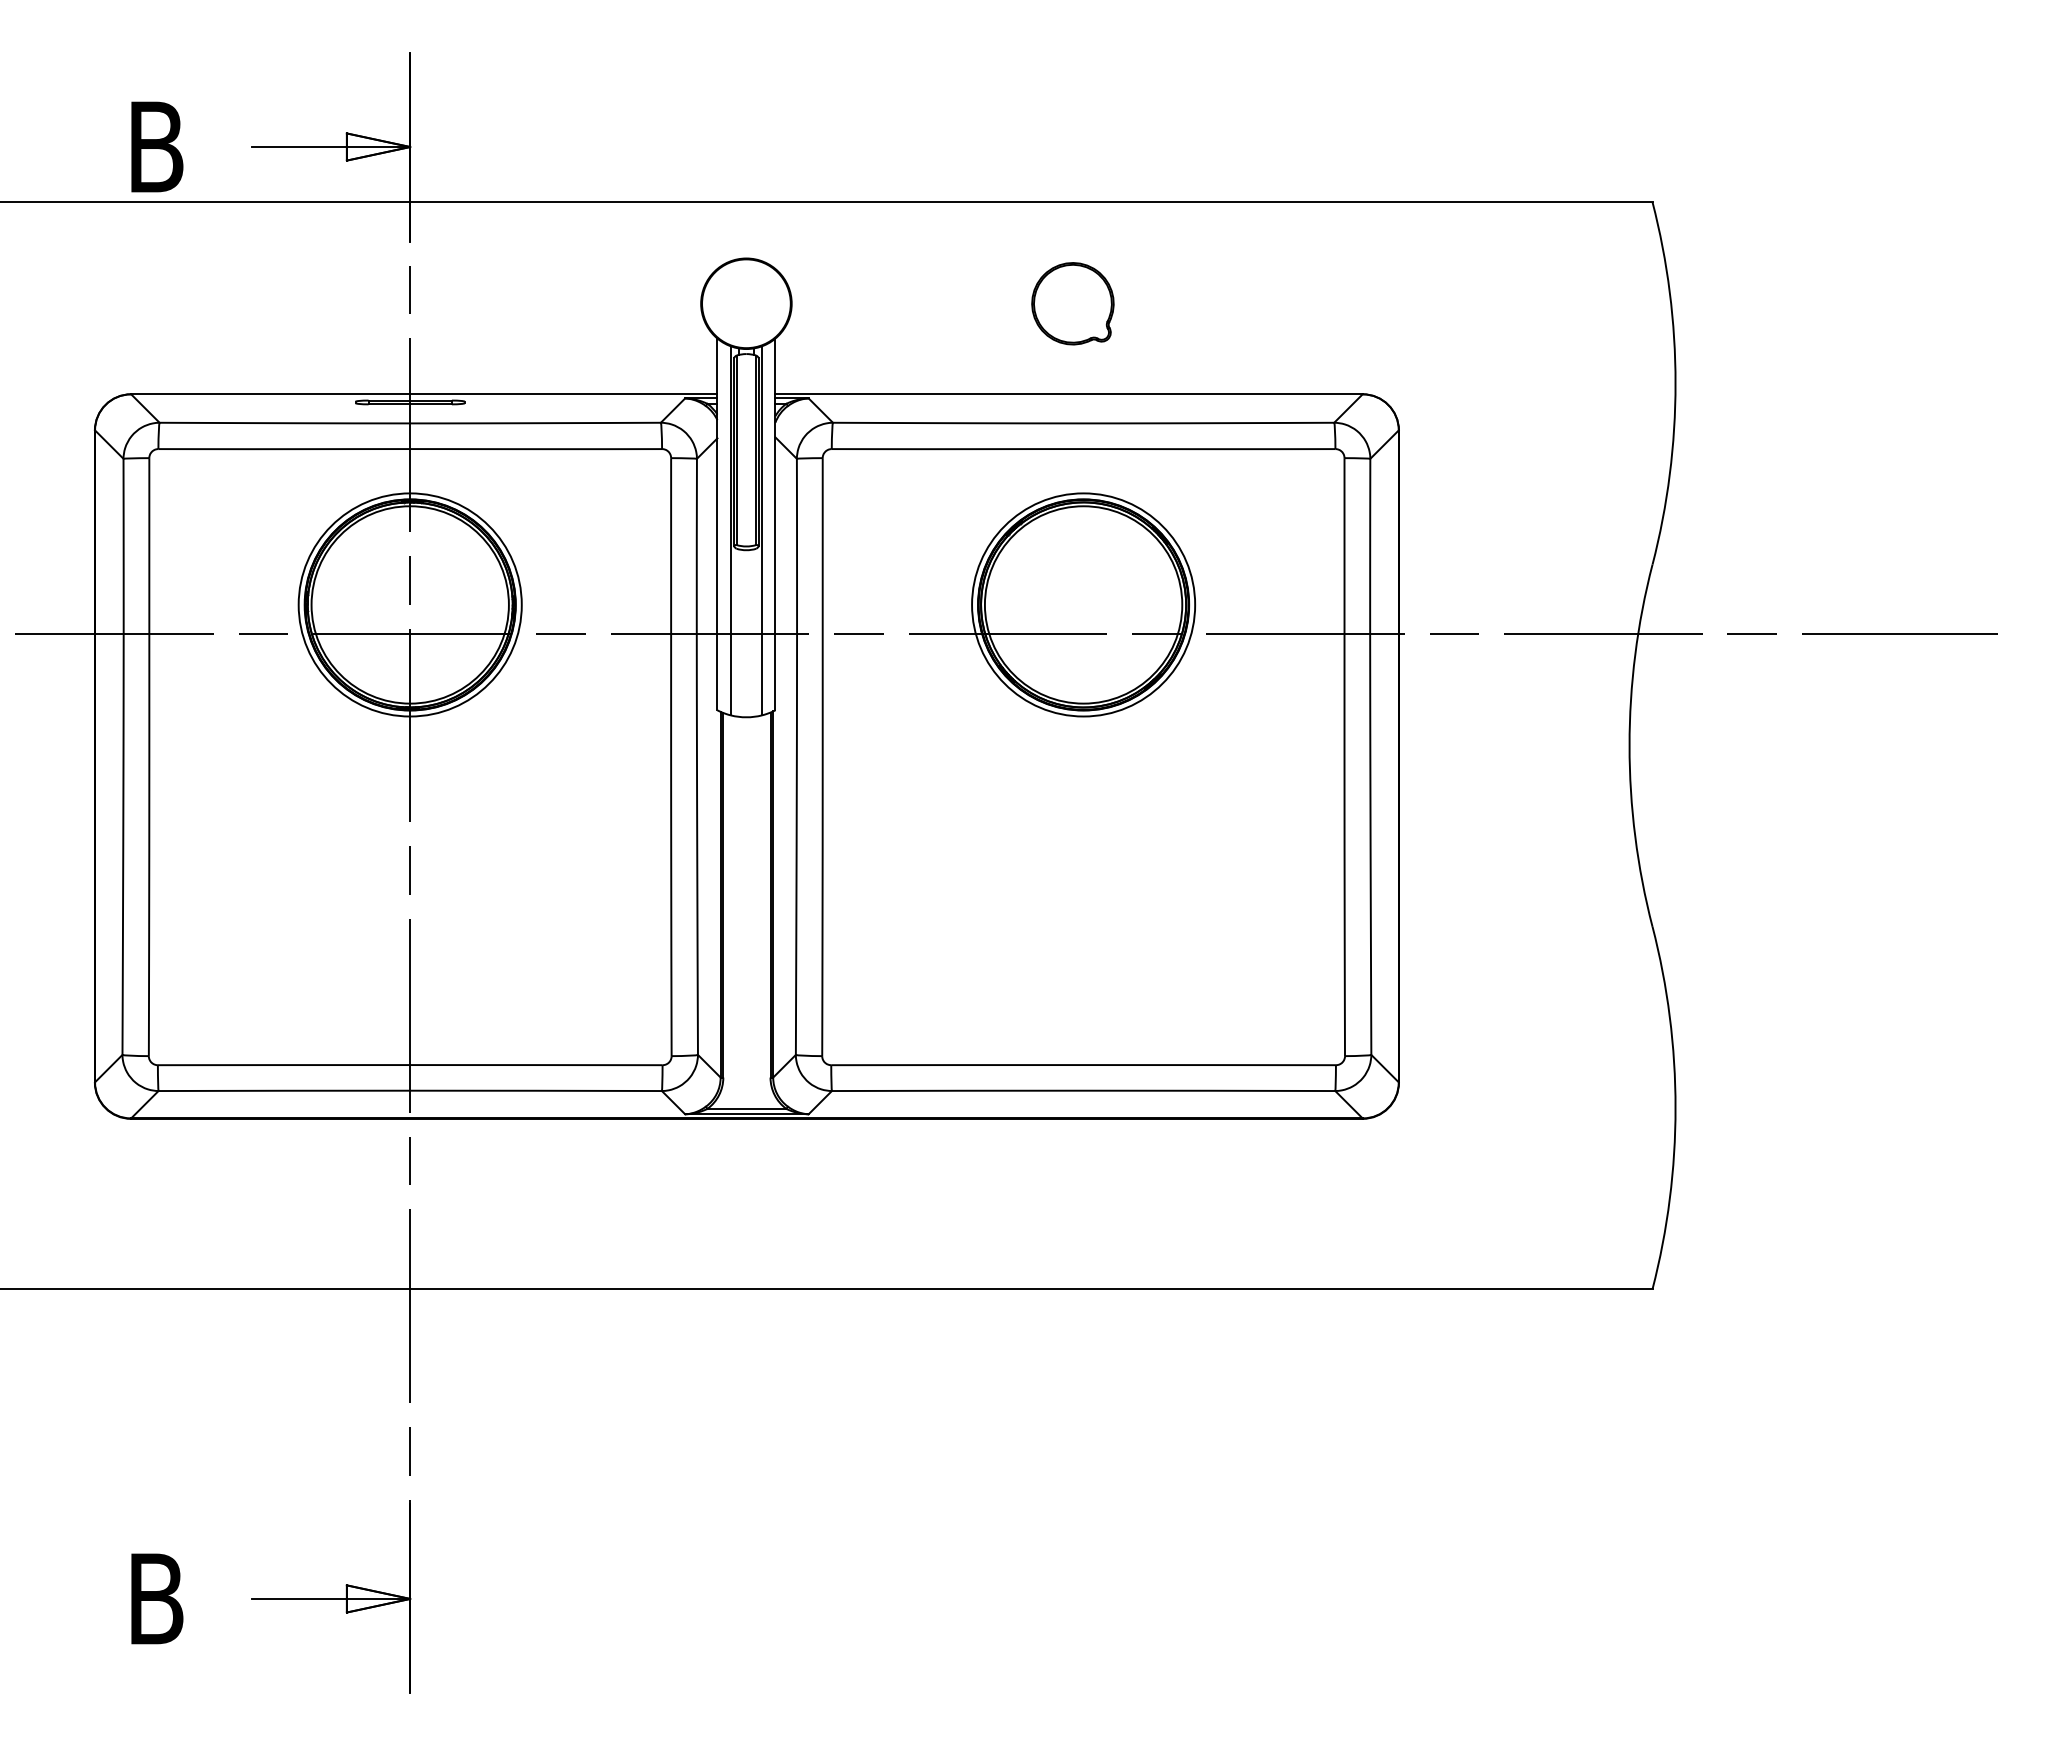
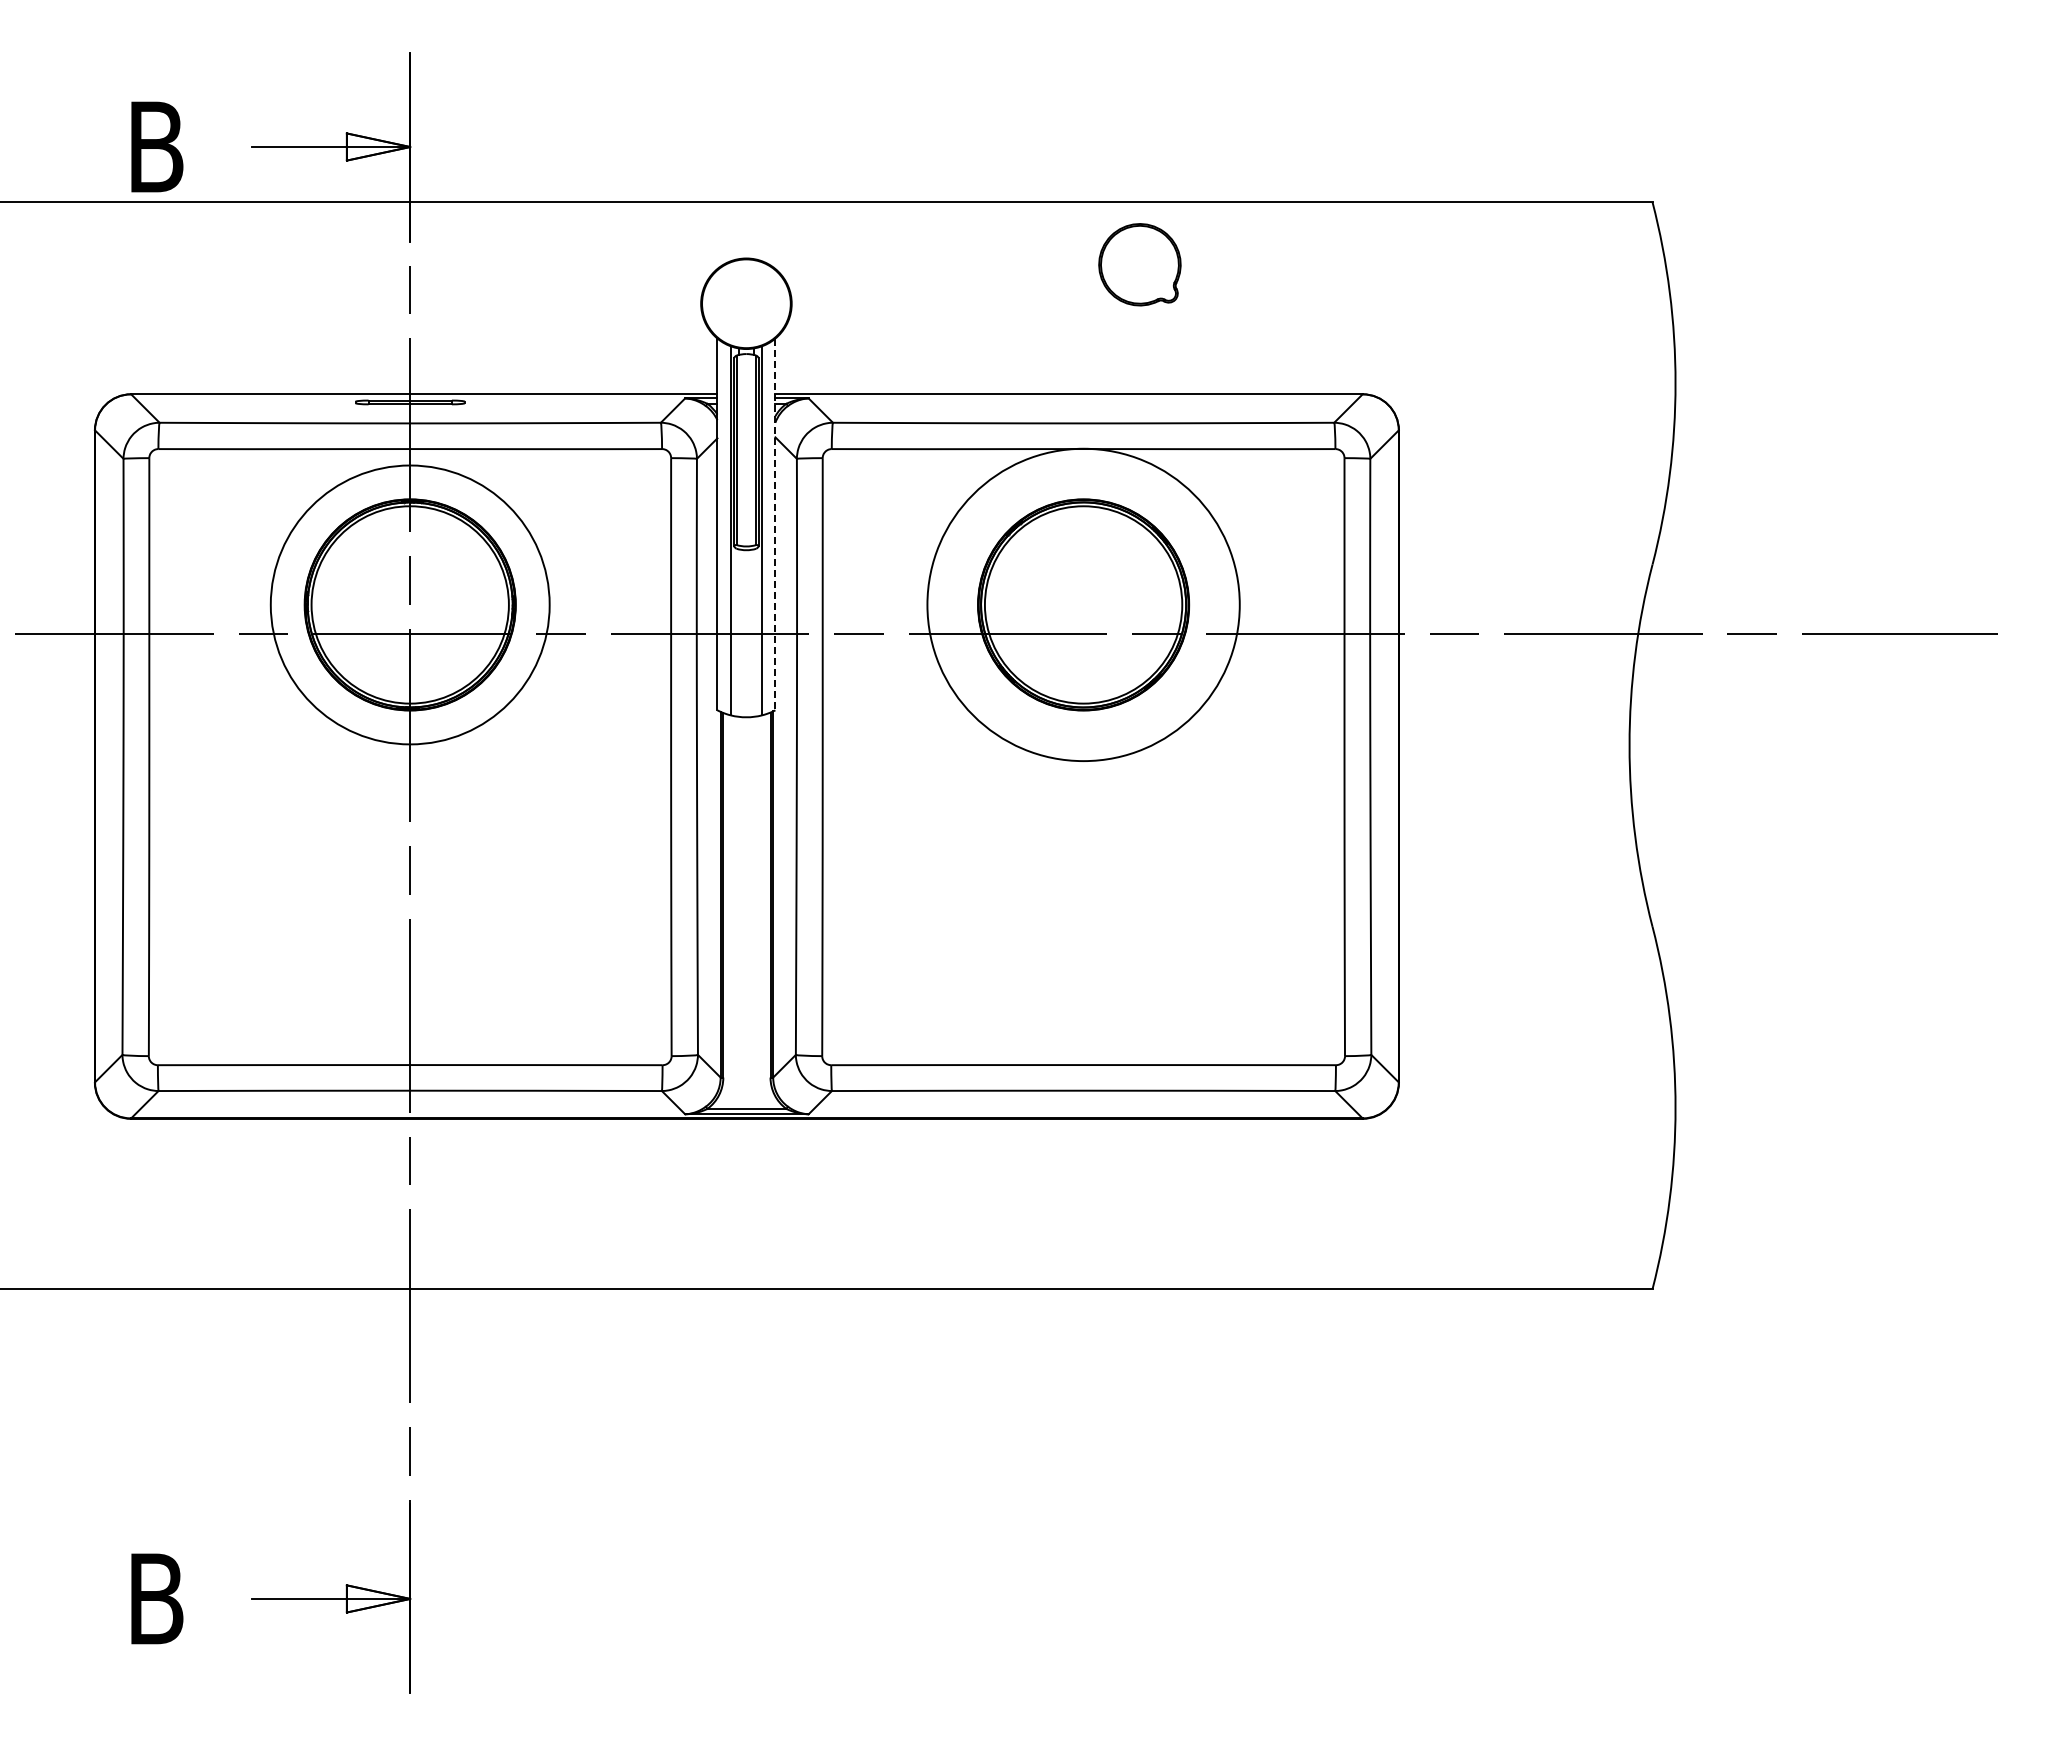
part position: (1072, 303) -> (1139, 264) (1139, 264)
line: solid -> dashed (775, 524)
circle diameter: 223 px -> 279 px (409, 604)
circle diameter: 223 px -> 312 px (1083, 604)
